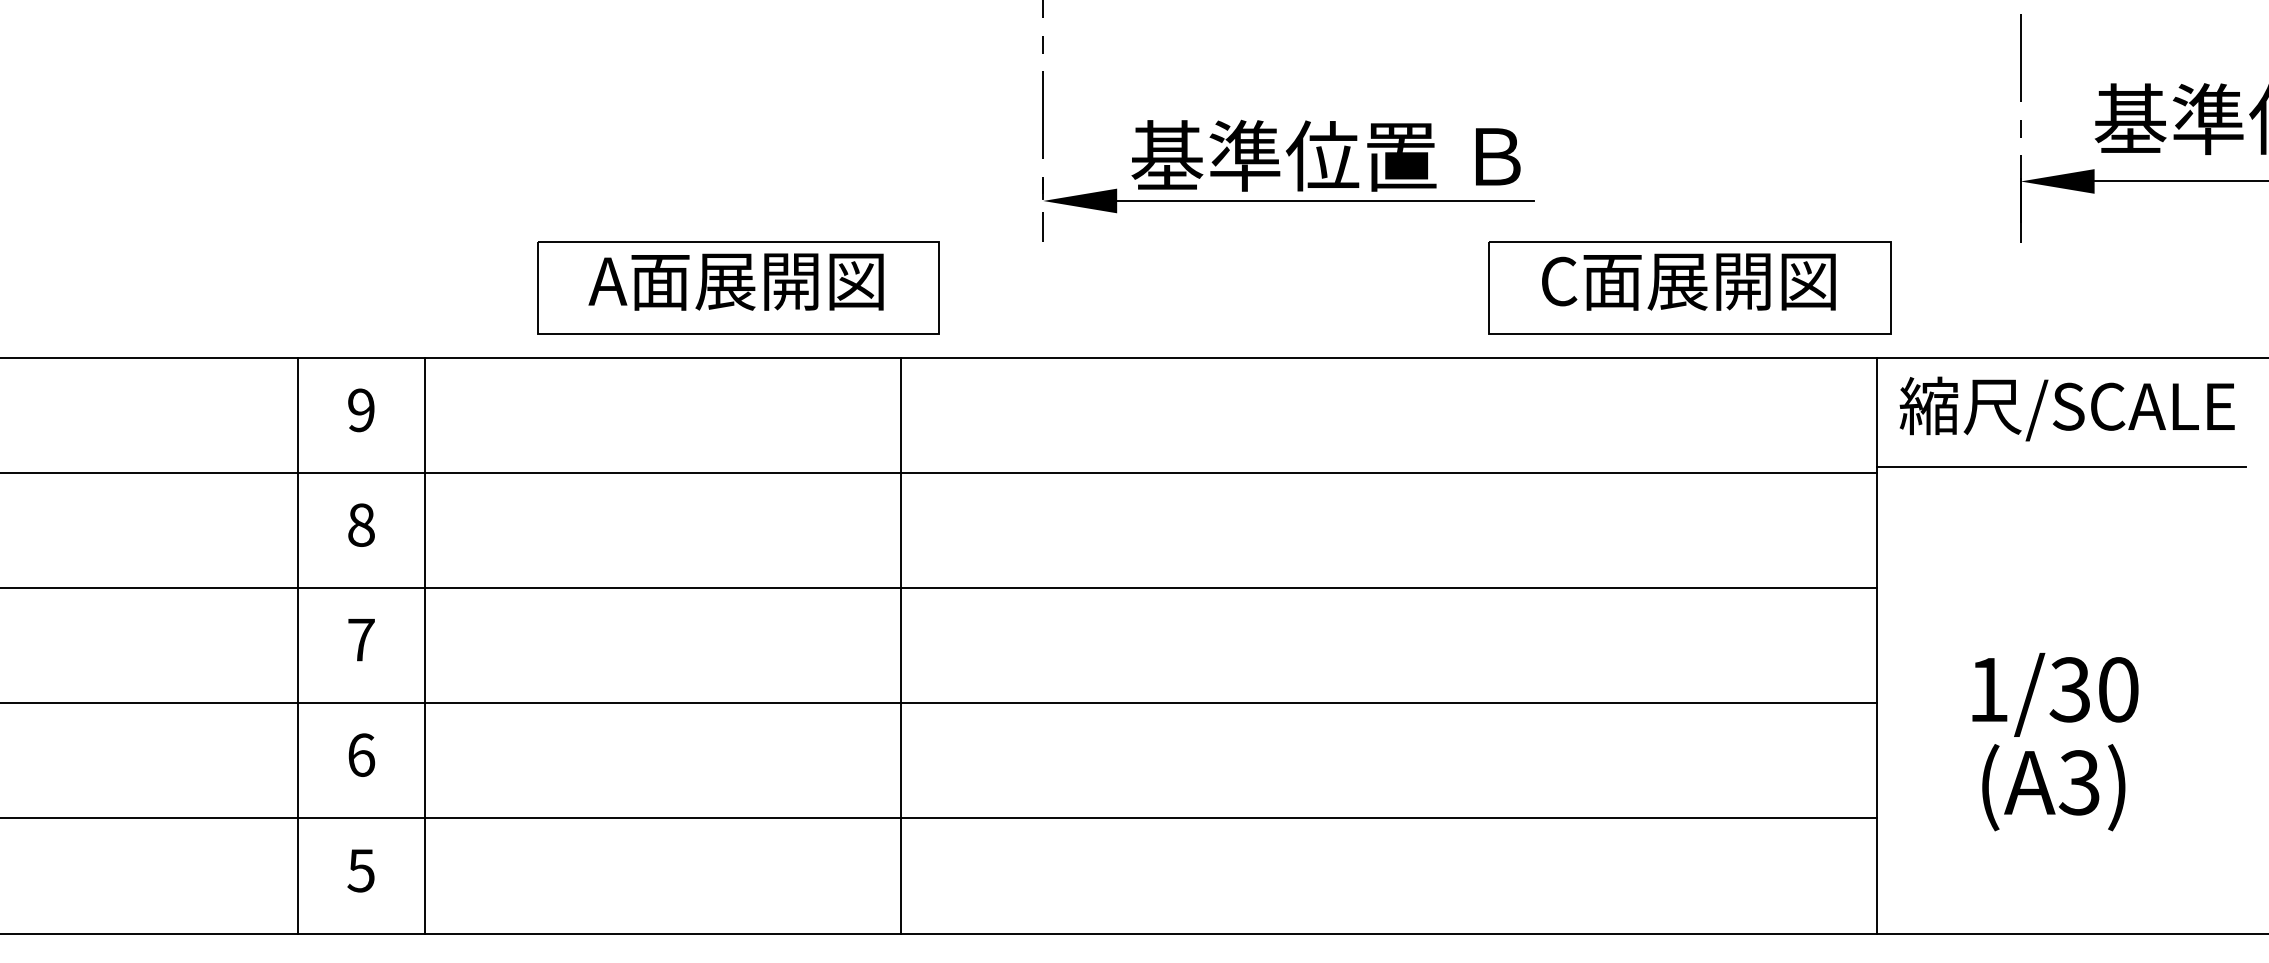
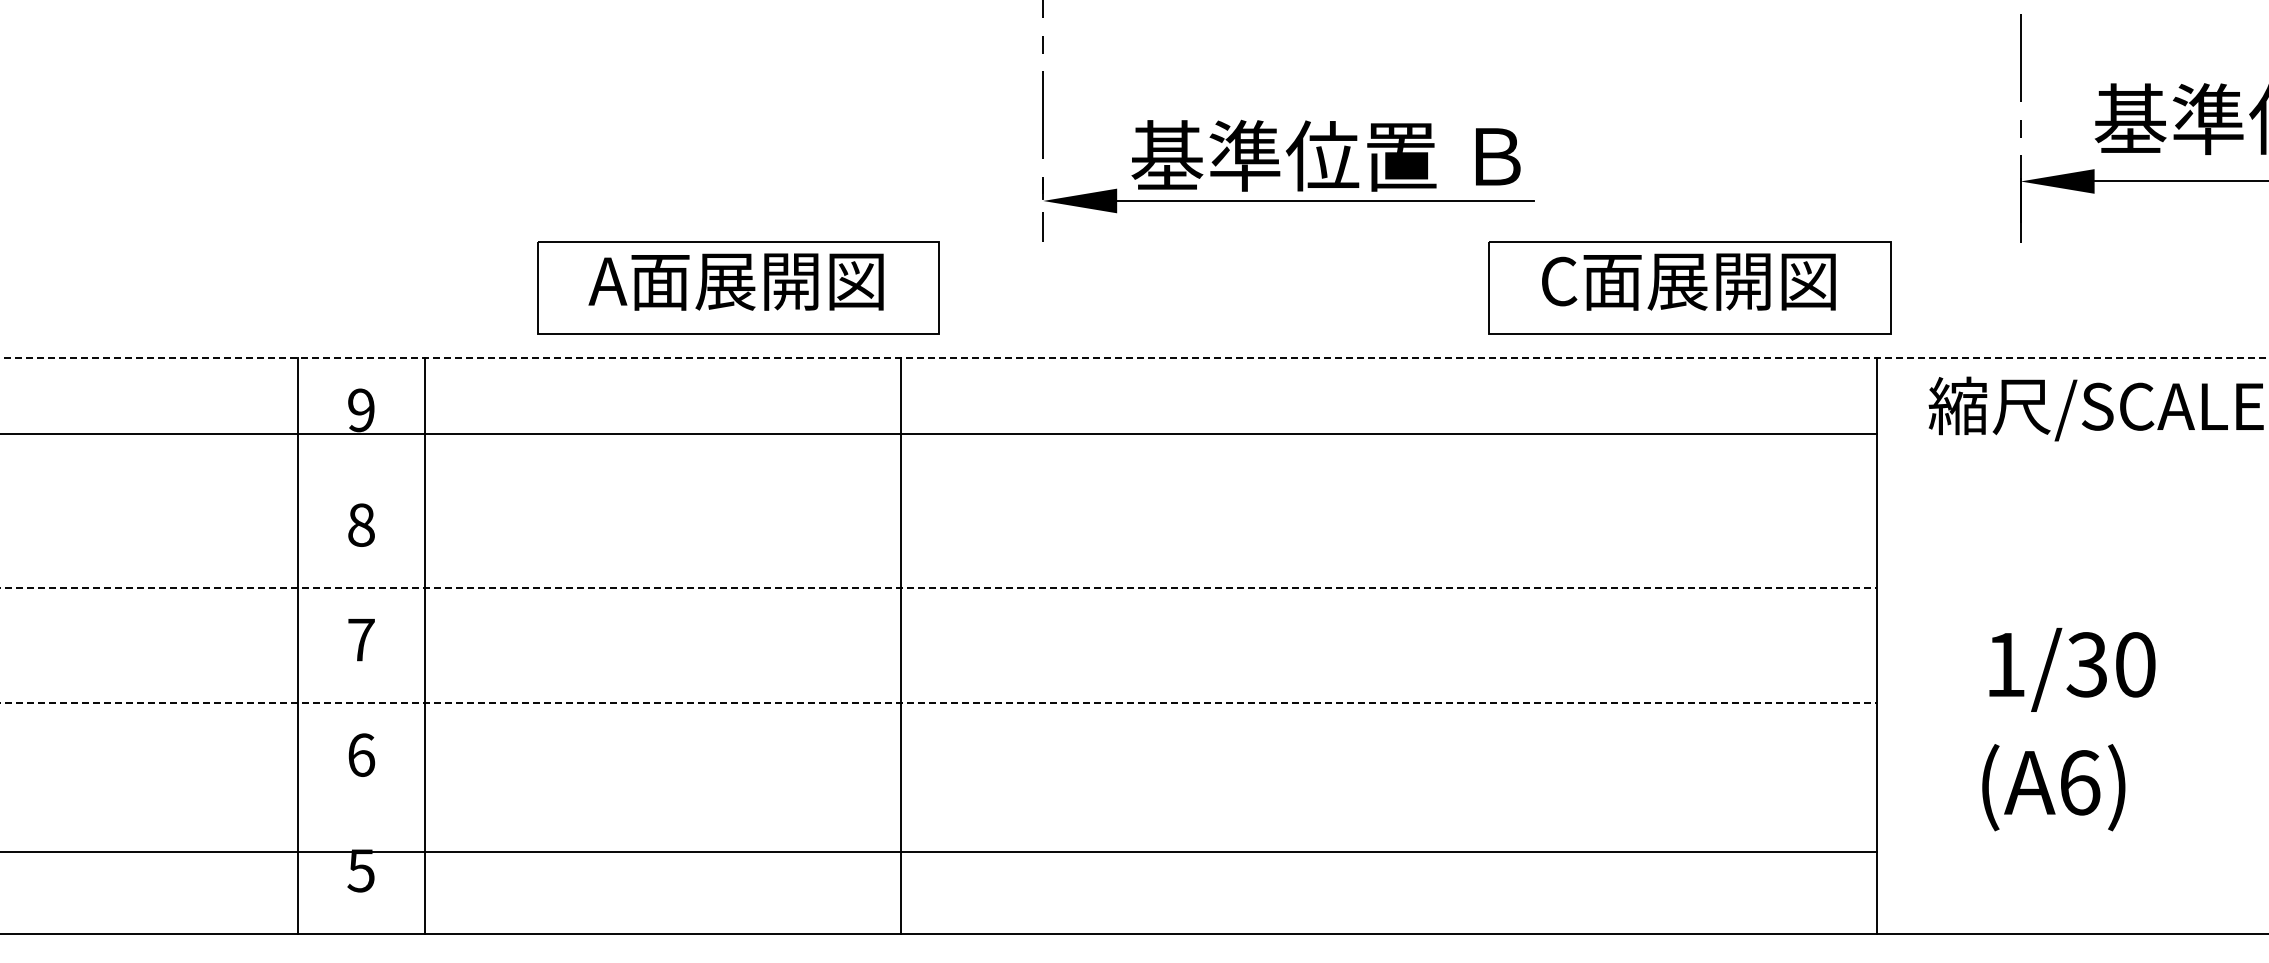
line: solid -> dashed (1134, 358)
text position: (2066, 408) -> (2095, 408) (2095, 408)
line: present -> none (2061, 467)
line position: (939, 473) -> (939, 434) (939, 434)
line: solid -> dashed (939, 588)
text position: (2055, 694) -> (2072, 669) (2072, 669)
line: solid -> dashed (939, 702)
text: (A3) -> (A6) (2079, 782)
line position: (939, 818) -> (939, 852) (939, 852)
